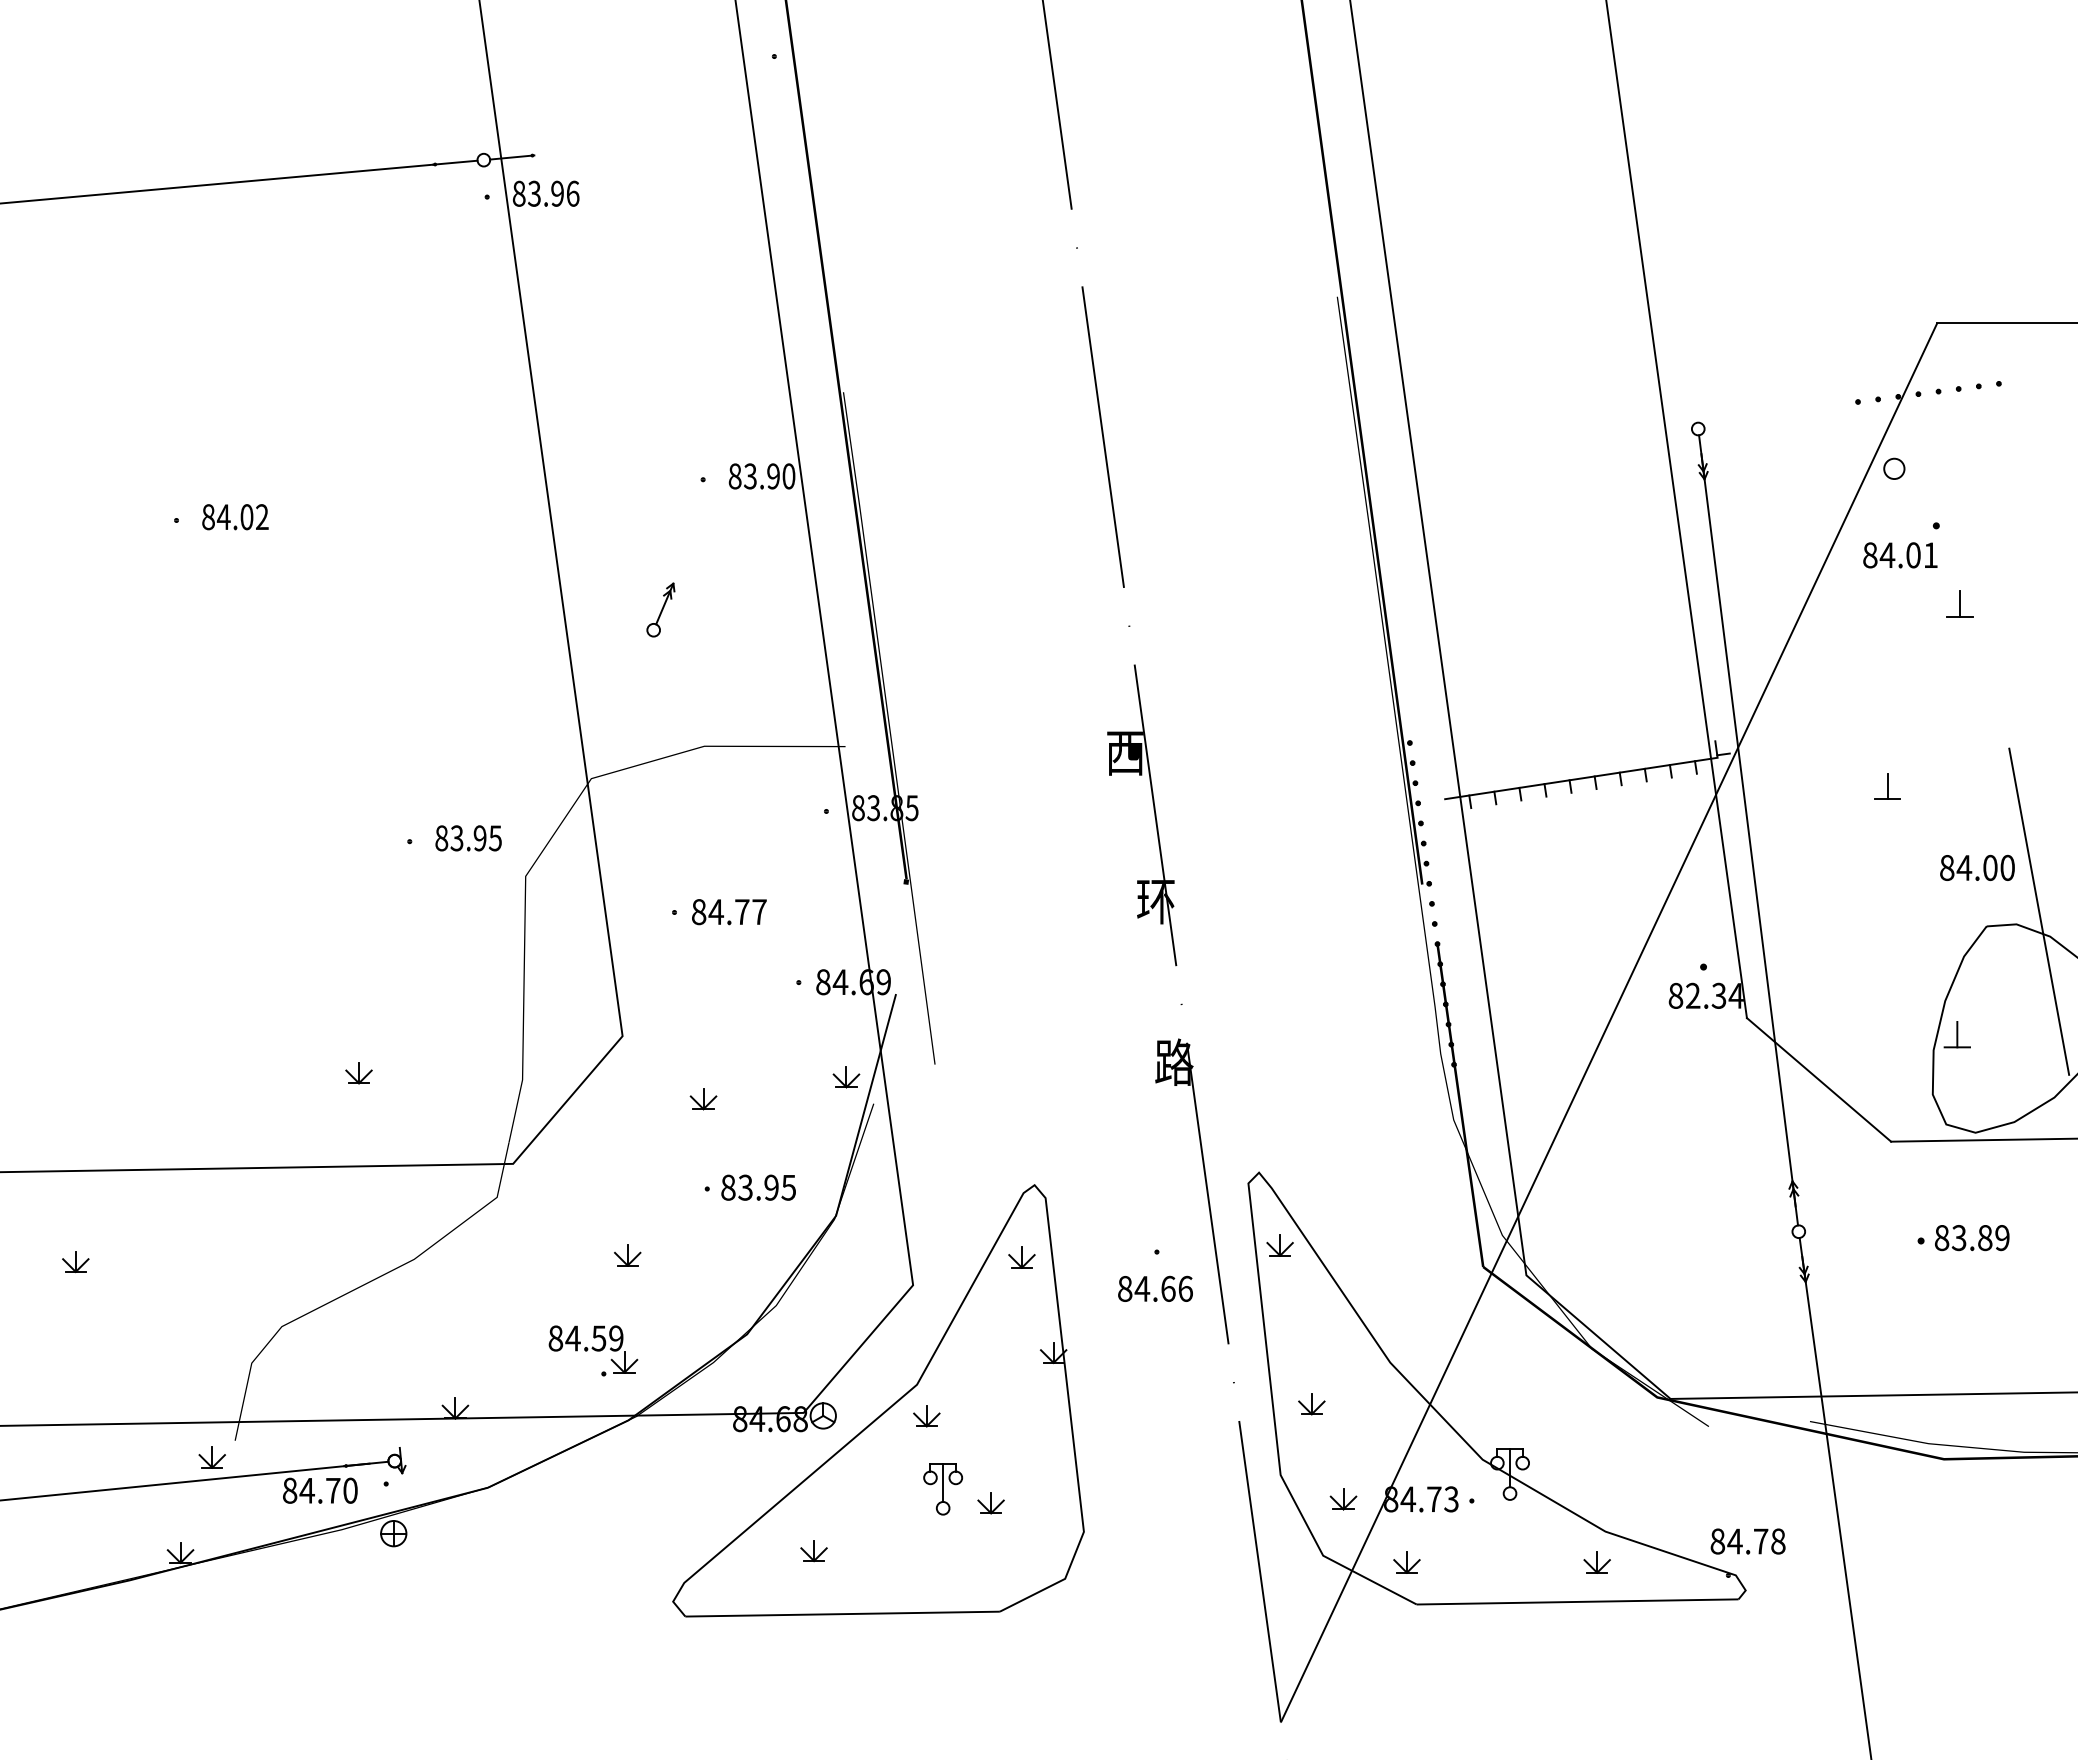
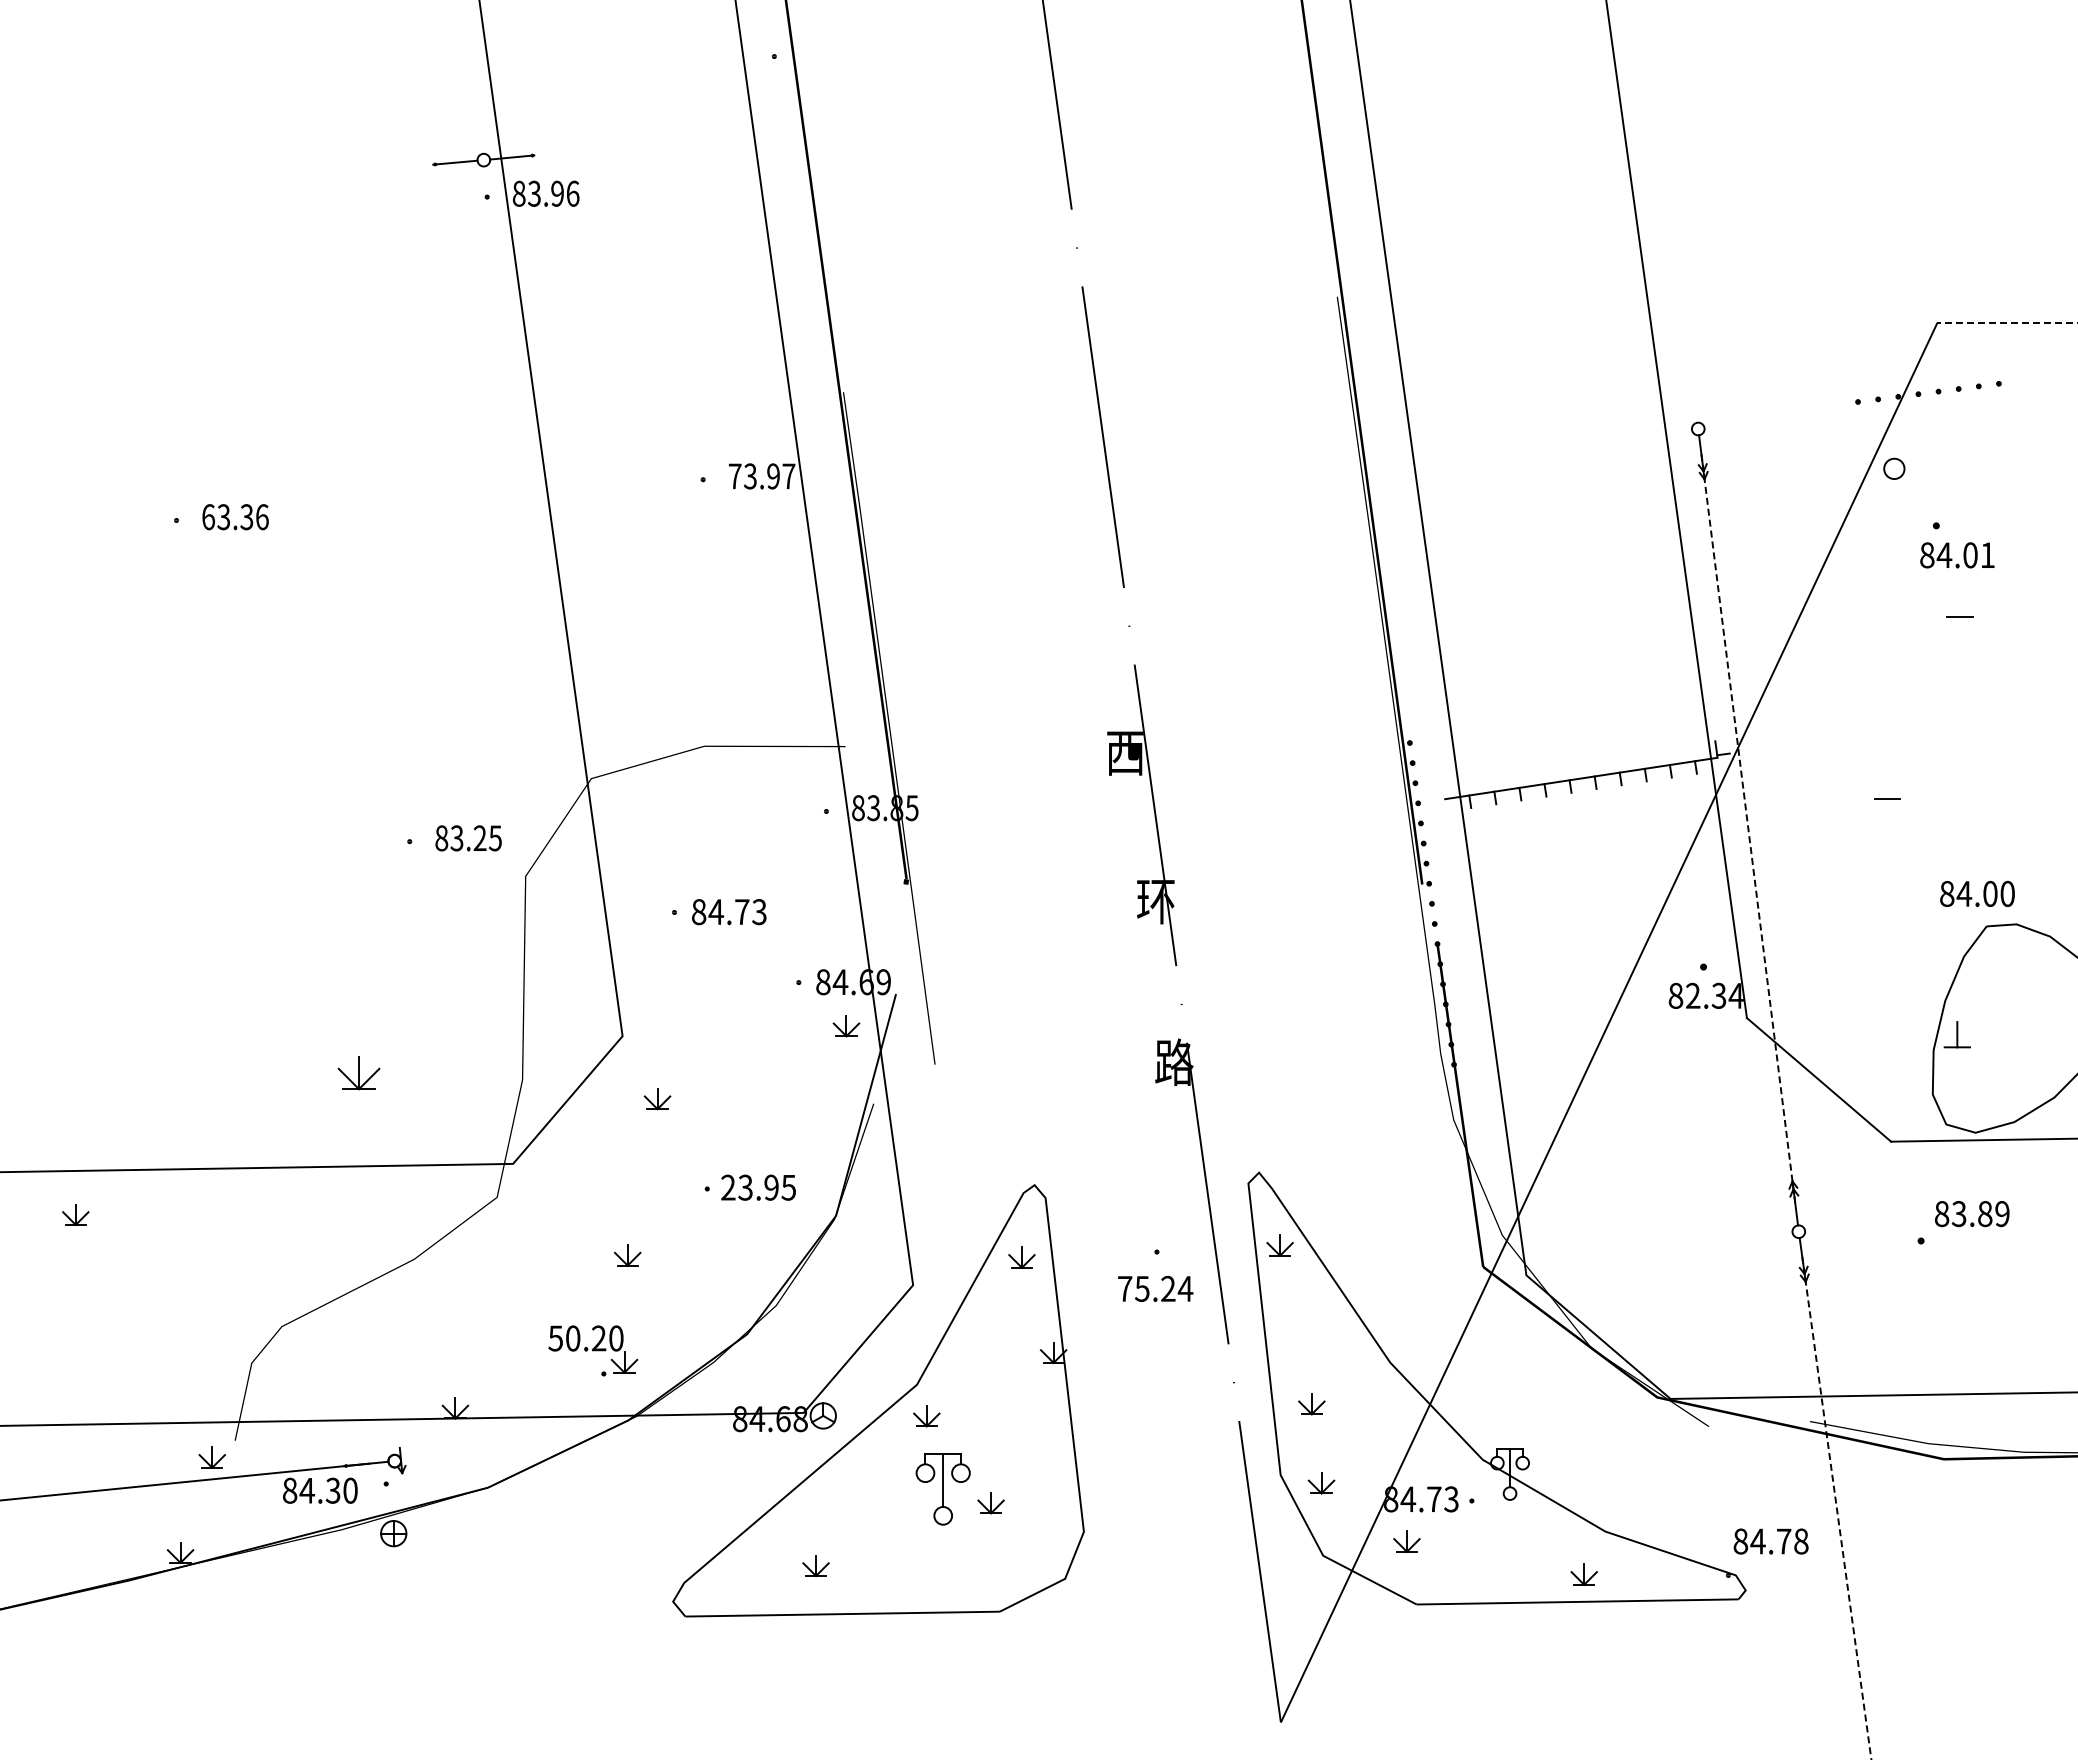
line: present -> none (217, 183)
line: solid -> dashed (2007, 322)
text: 83.90 -> 73.97 (761, 476)
text: 84.02 -> 63.36 (235, 517)
text position: (1900, 555) -> (1957, 555) (1957, 555)
line: present -> none (1960, 603)
part: present -> none (660, 609)
line: present -> none (1887, 785)
line: solid -> dashed (1748, 830)
text: 83.95 -> 83.25 (479, 838)
text position: (1977, 867) -> (1977, 893) (1977, 893)
line: present -> none (2039, 911)
text: 84.77 -> 84.73 (759, 912)
part size: 28x23 px -> 44x35 px (358, 1073)
part position: (846, 1077) -> (846, 1026) (846, 1026)
part position: (703, 1099) -> (657, 1099) (657, 1099)
text: 83.95 -> 23.95 (728, 1187)
text position: (1972, 1238) -> (1972, 1214) (1972, 1214)
part position: (75, 1262) -> (75, 1215) (75, 1215)
text: 84.66 -> 75.24 (1155, 1288)
text: 84.59 -> 50.20 (585, 1338)
part size: 40x53 px -> 56x73 px (942, 1489)
text: 84.70 -> 84.30 (332, 1490)
part position: (1343, 1499) -> (1321, 1483) (1321, 1483)
line: solid -> dashed (1836, 1508)
text position: (1747, 1541) -> (1770, 1541) (1770, 1541)
part position: (813, 1551) -> (815, 1566) (815, 1566)
part position: (1406, 1562) -> (1406, 1541) (1406, 1541)
part position: (1596, 1562) -> (1583, 1574) (1583, 1574)
